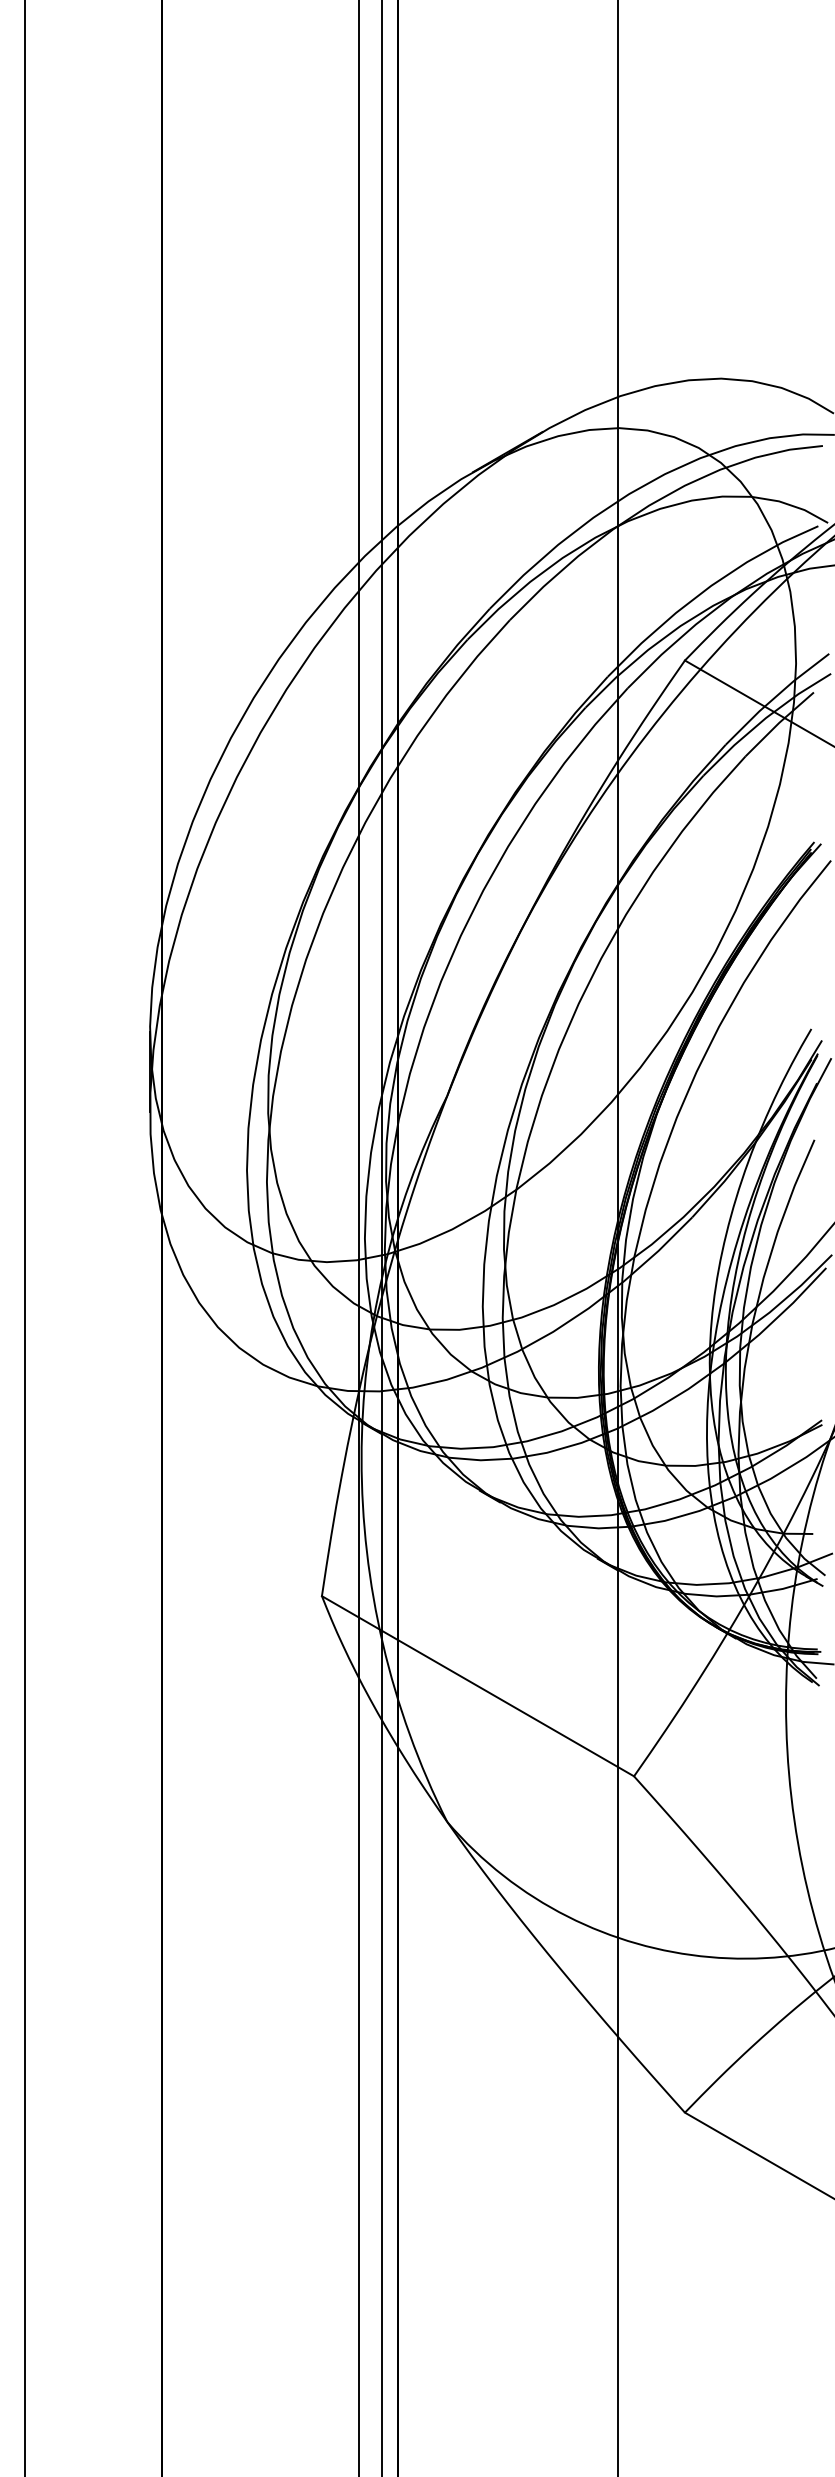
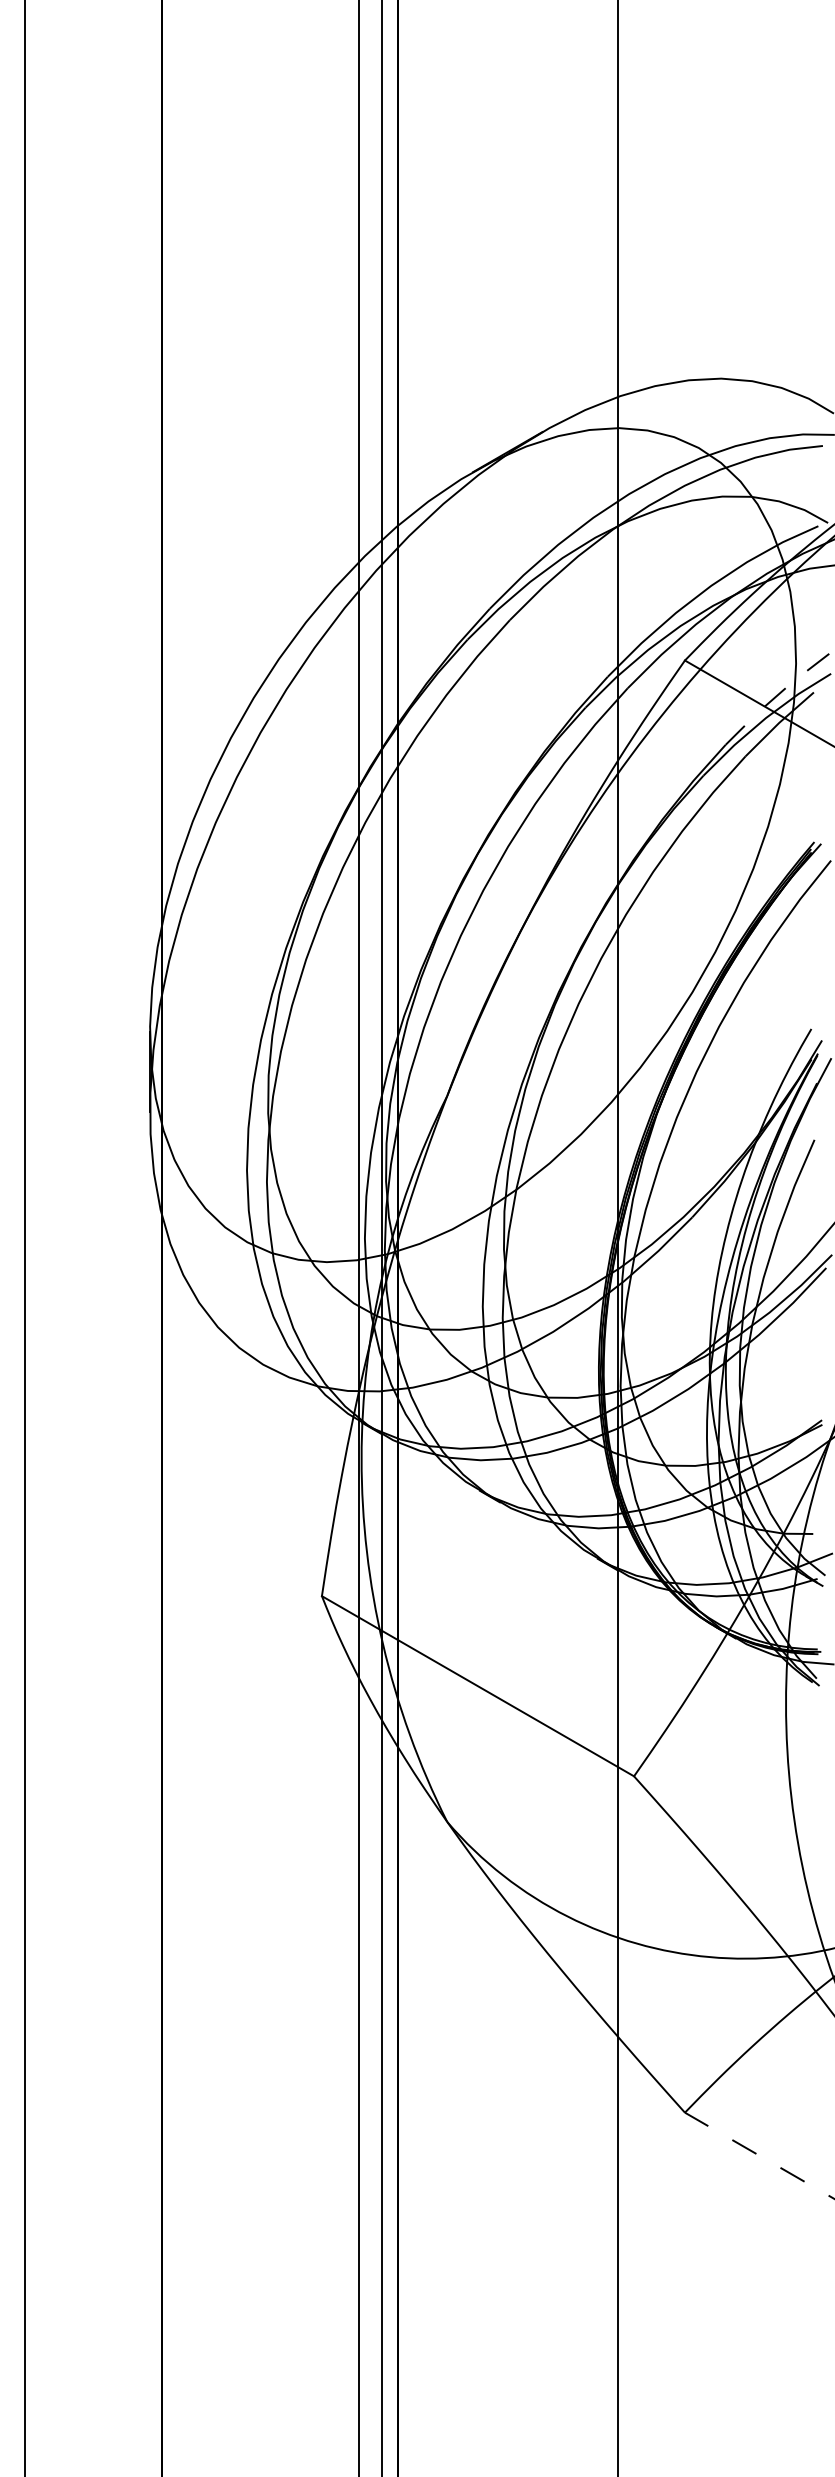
line: solid -> dashed (775, 697)
line: solid -> dashed (759, 2155)
